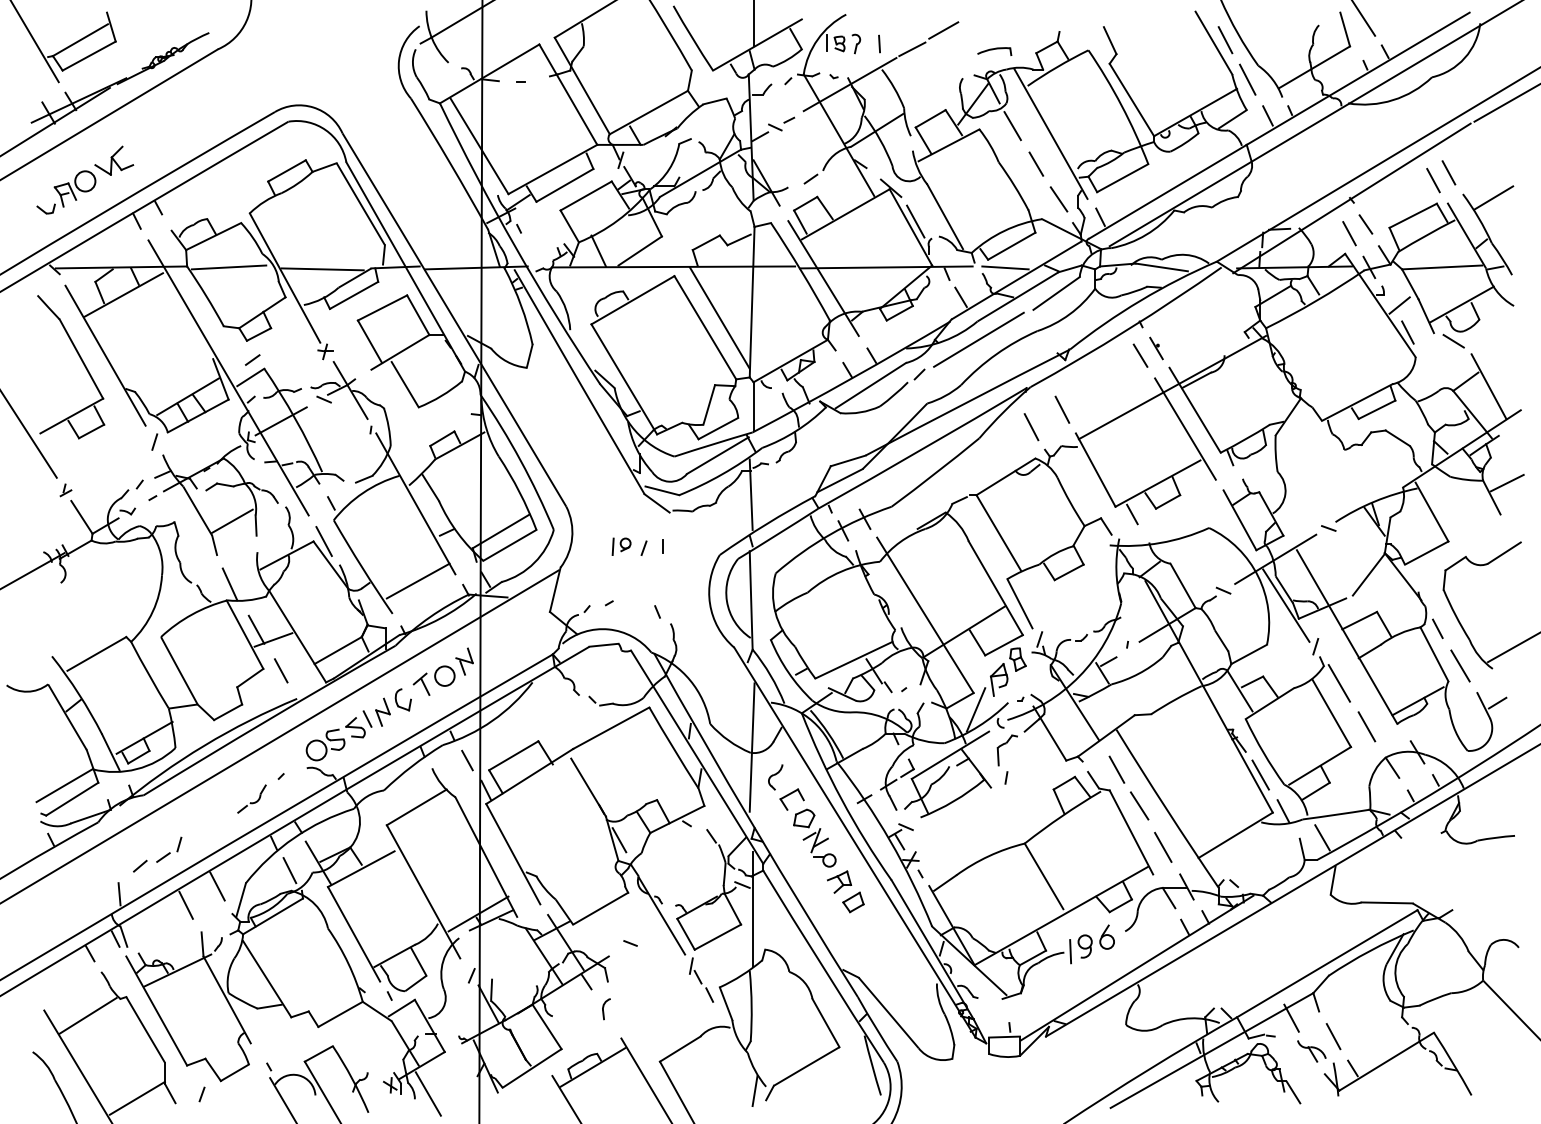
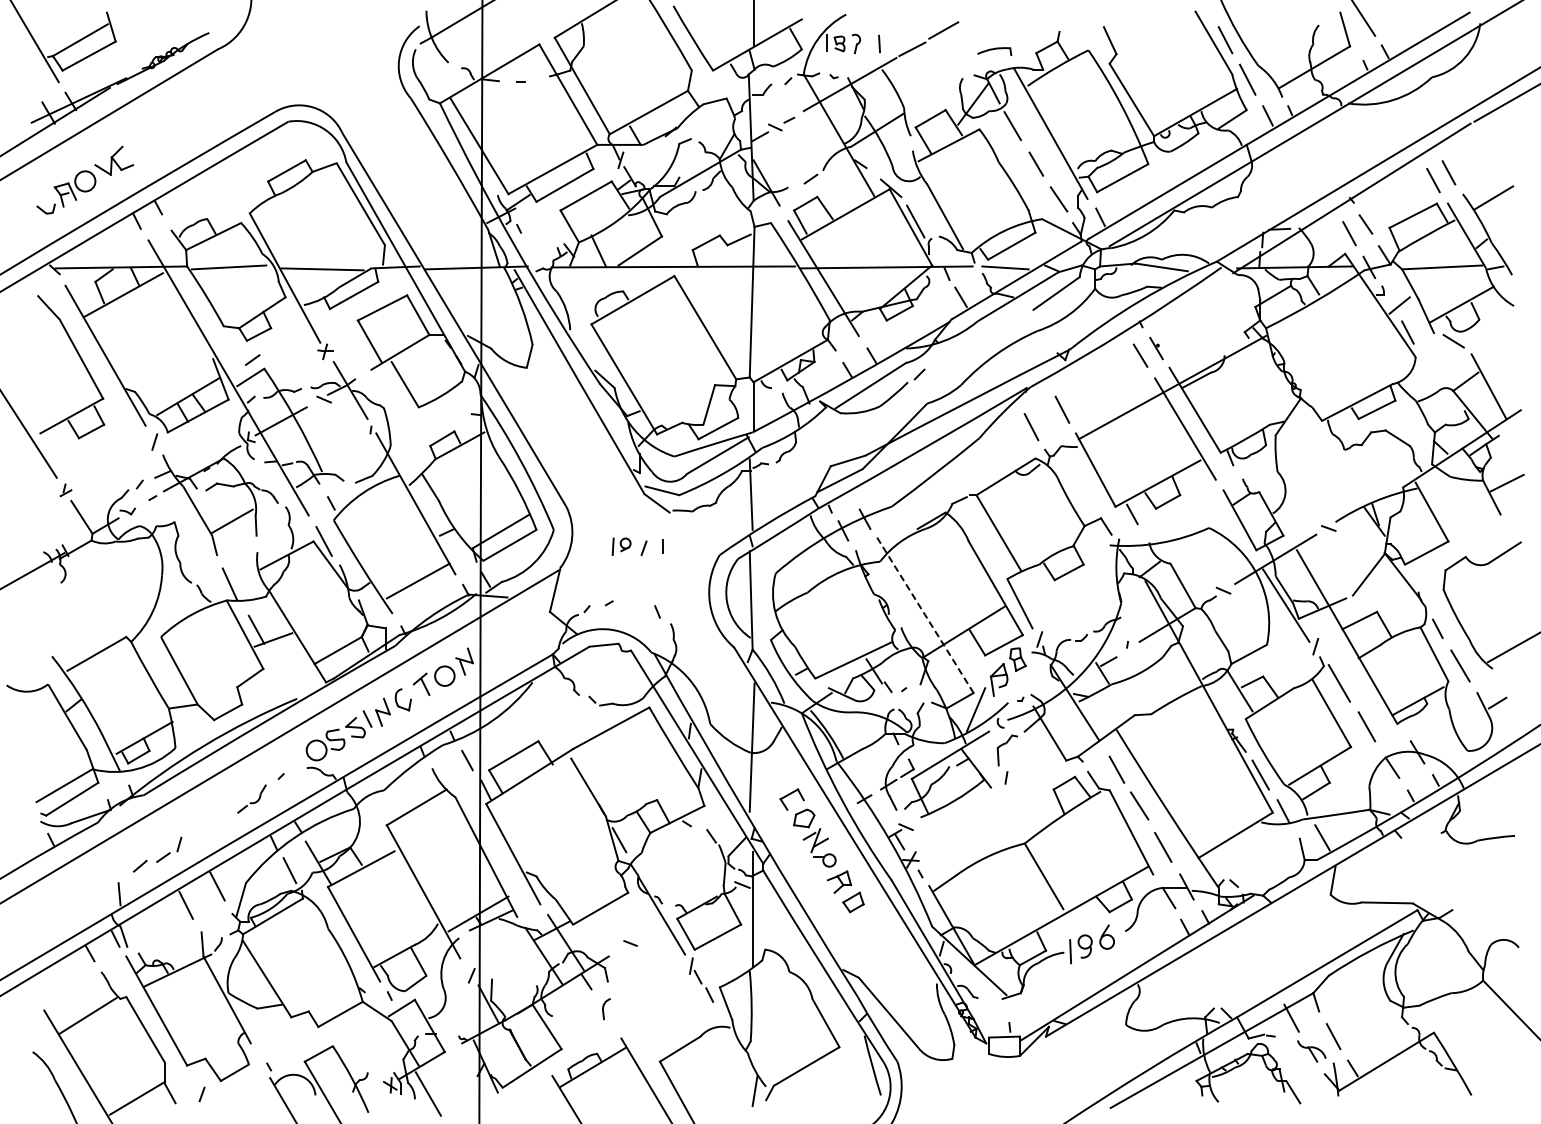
line: present -> none (719, 317)
line: present -> none (978, 339)
line: solid -> dashed (925, 615)
line: present -> none (281, 670)
part: present -> none (775, 777)
